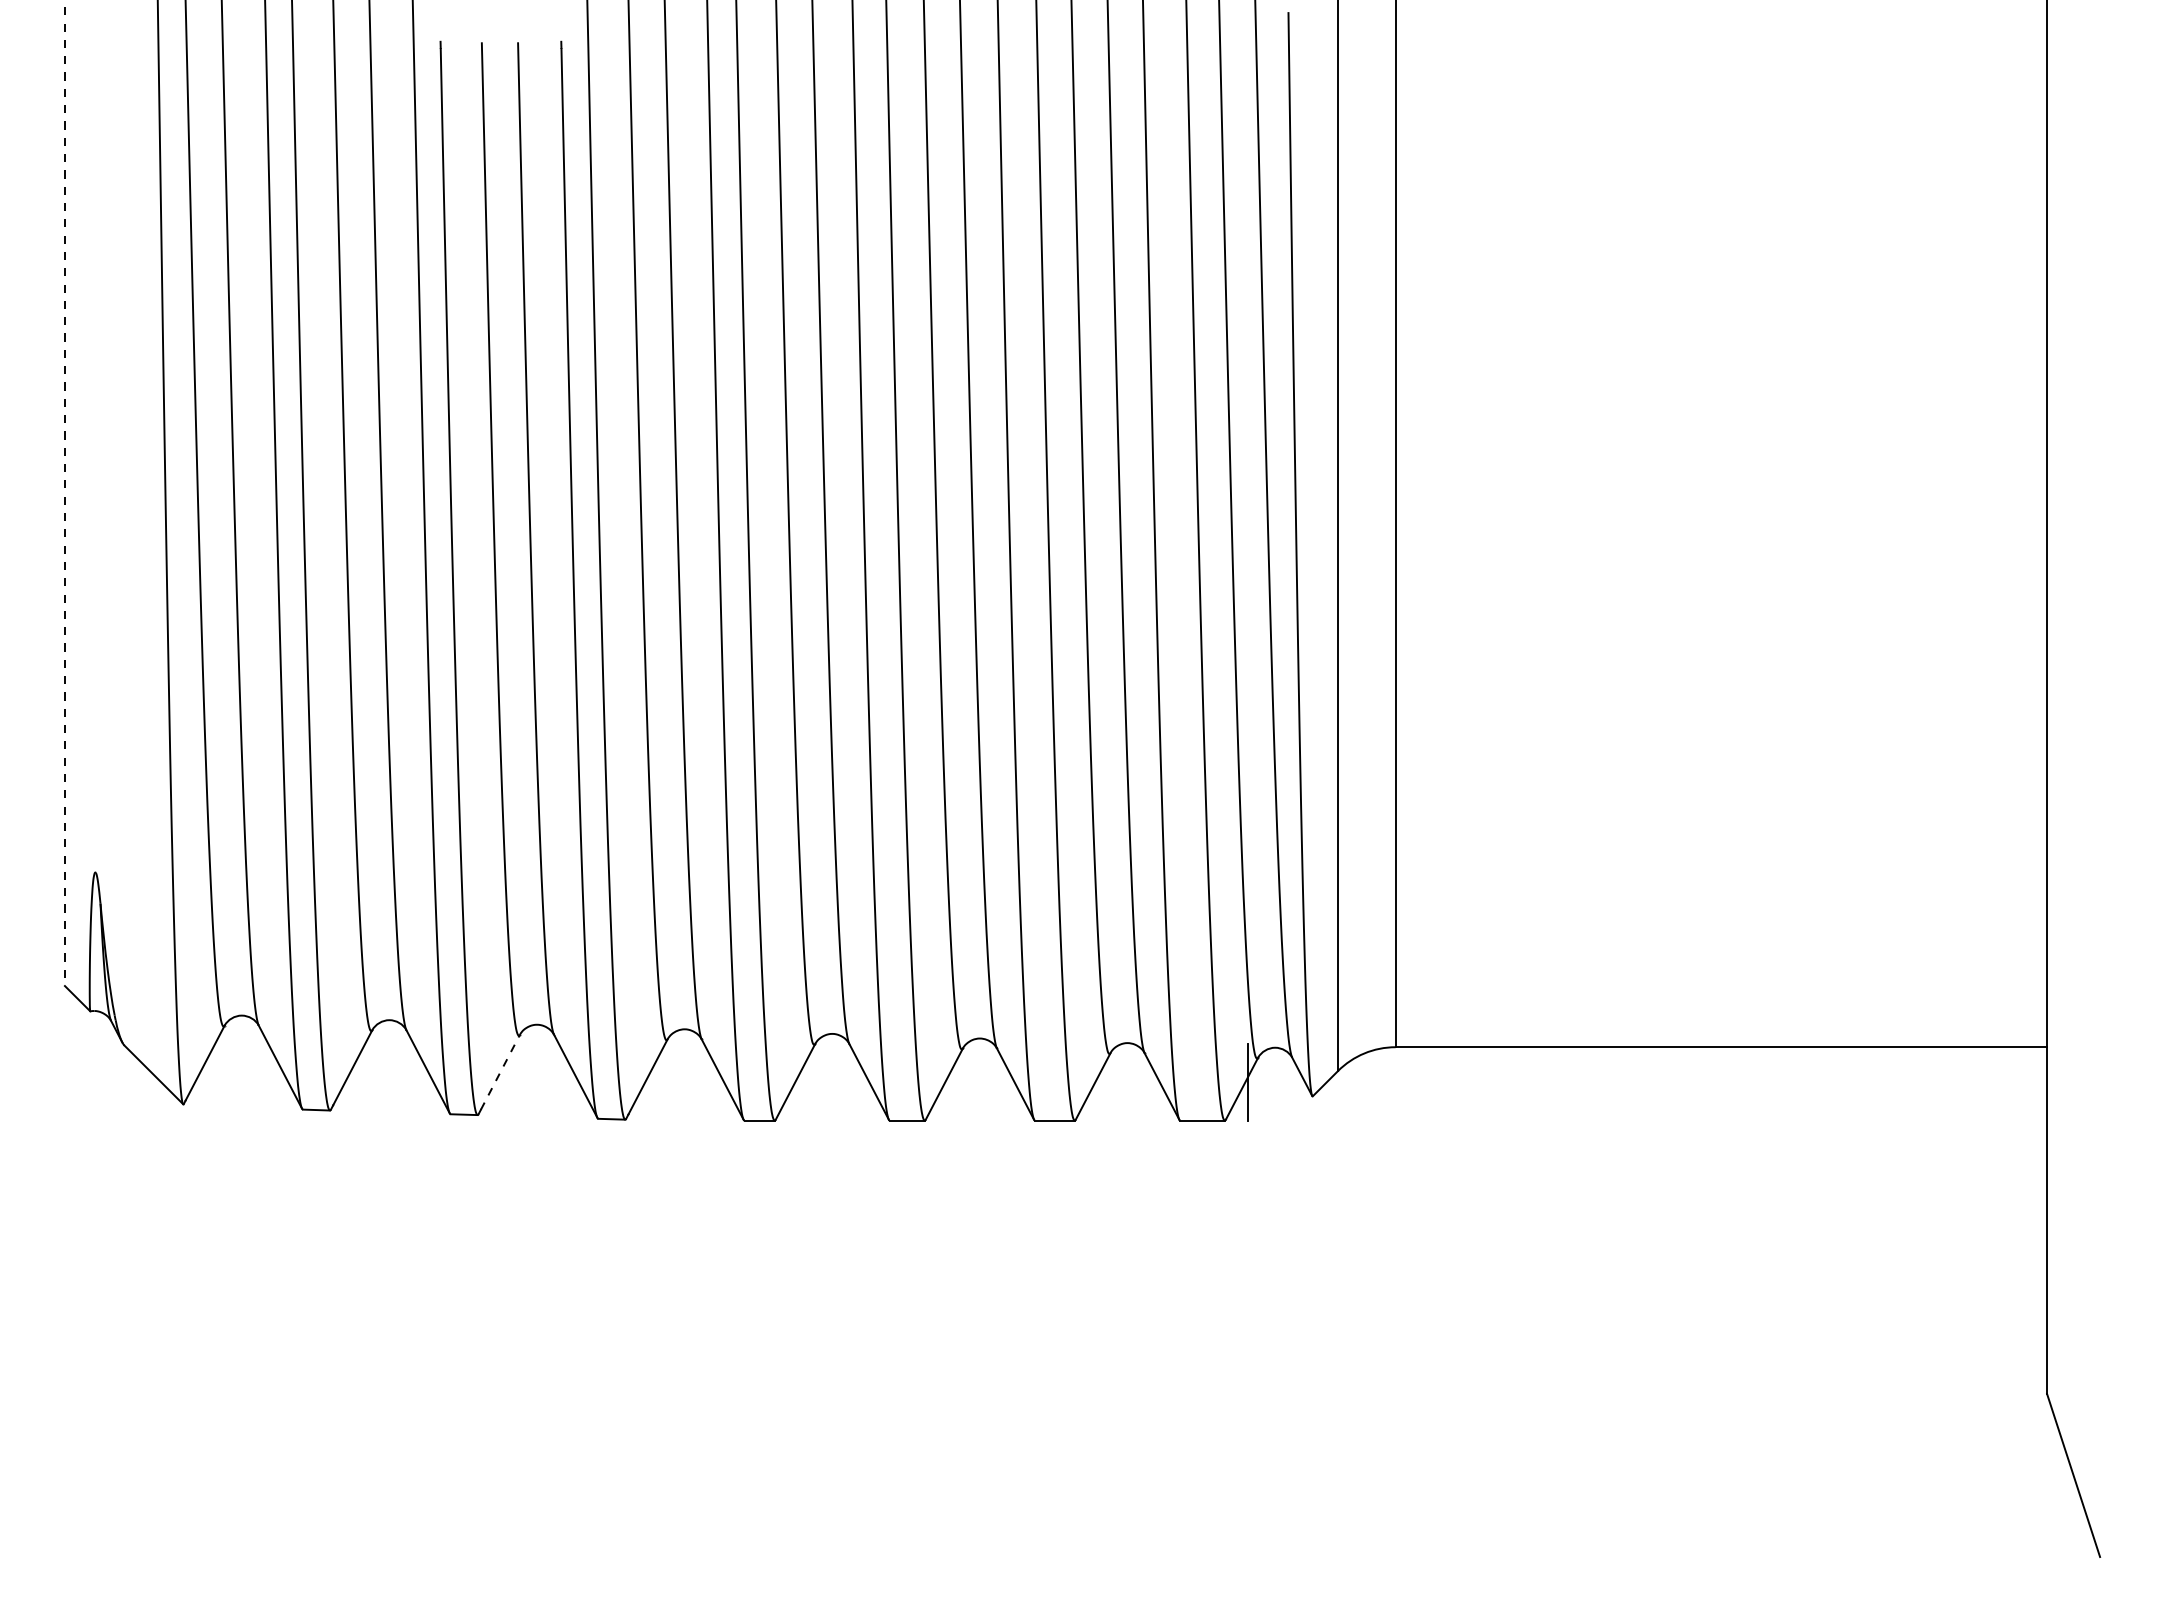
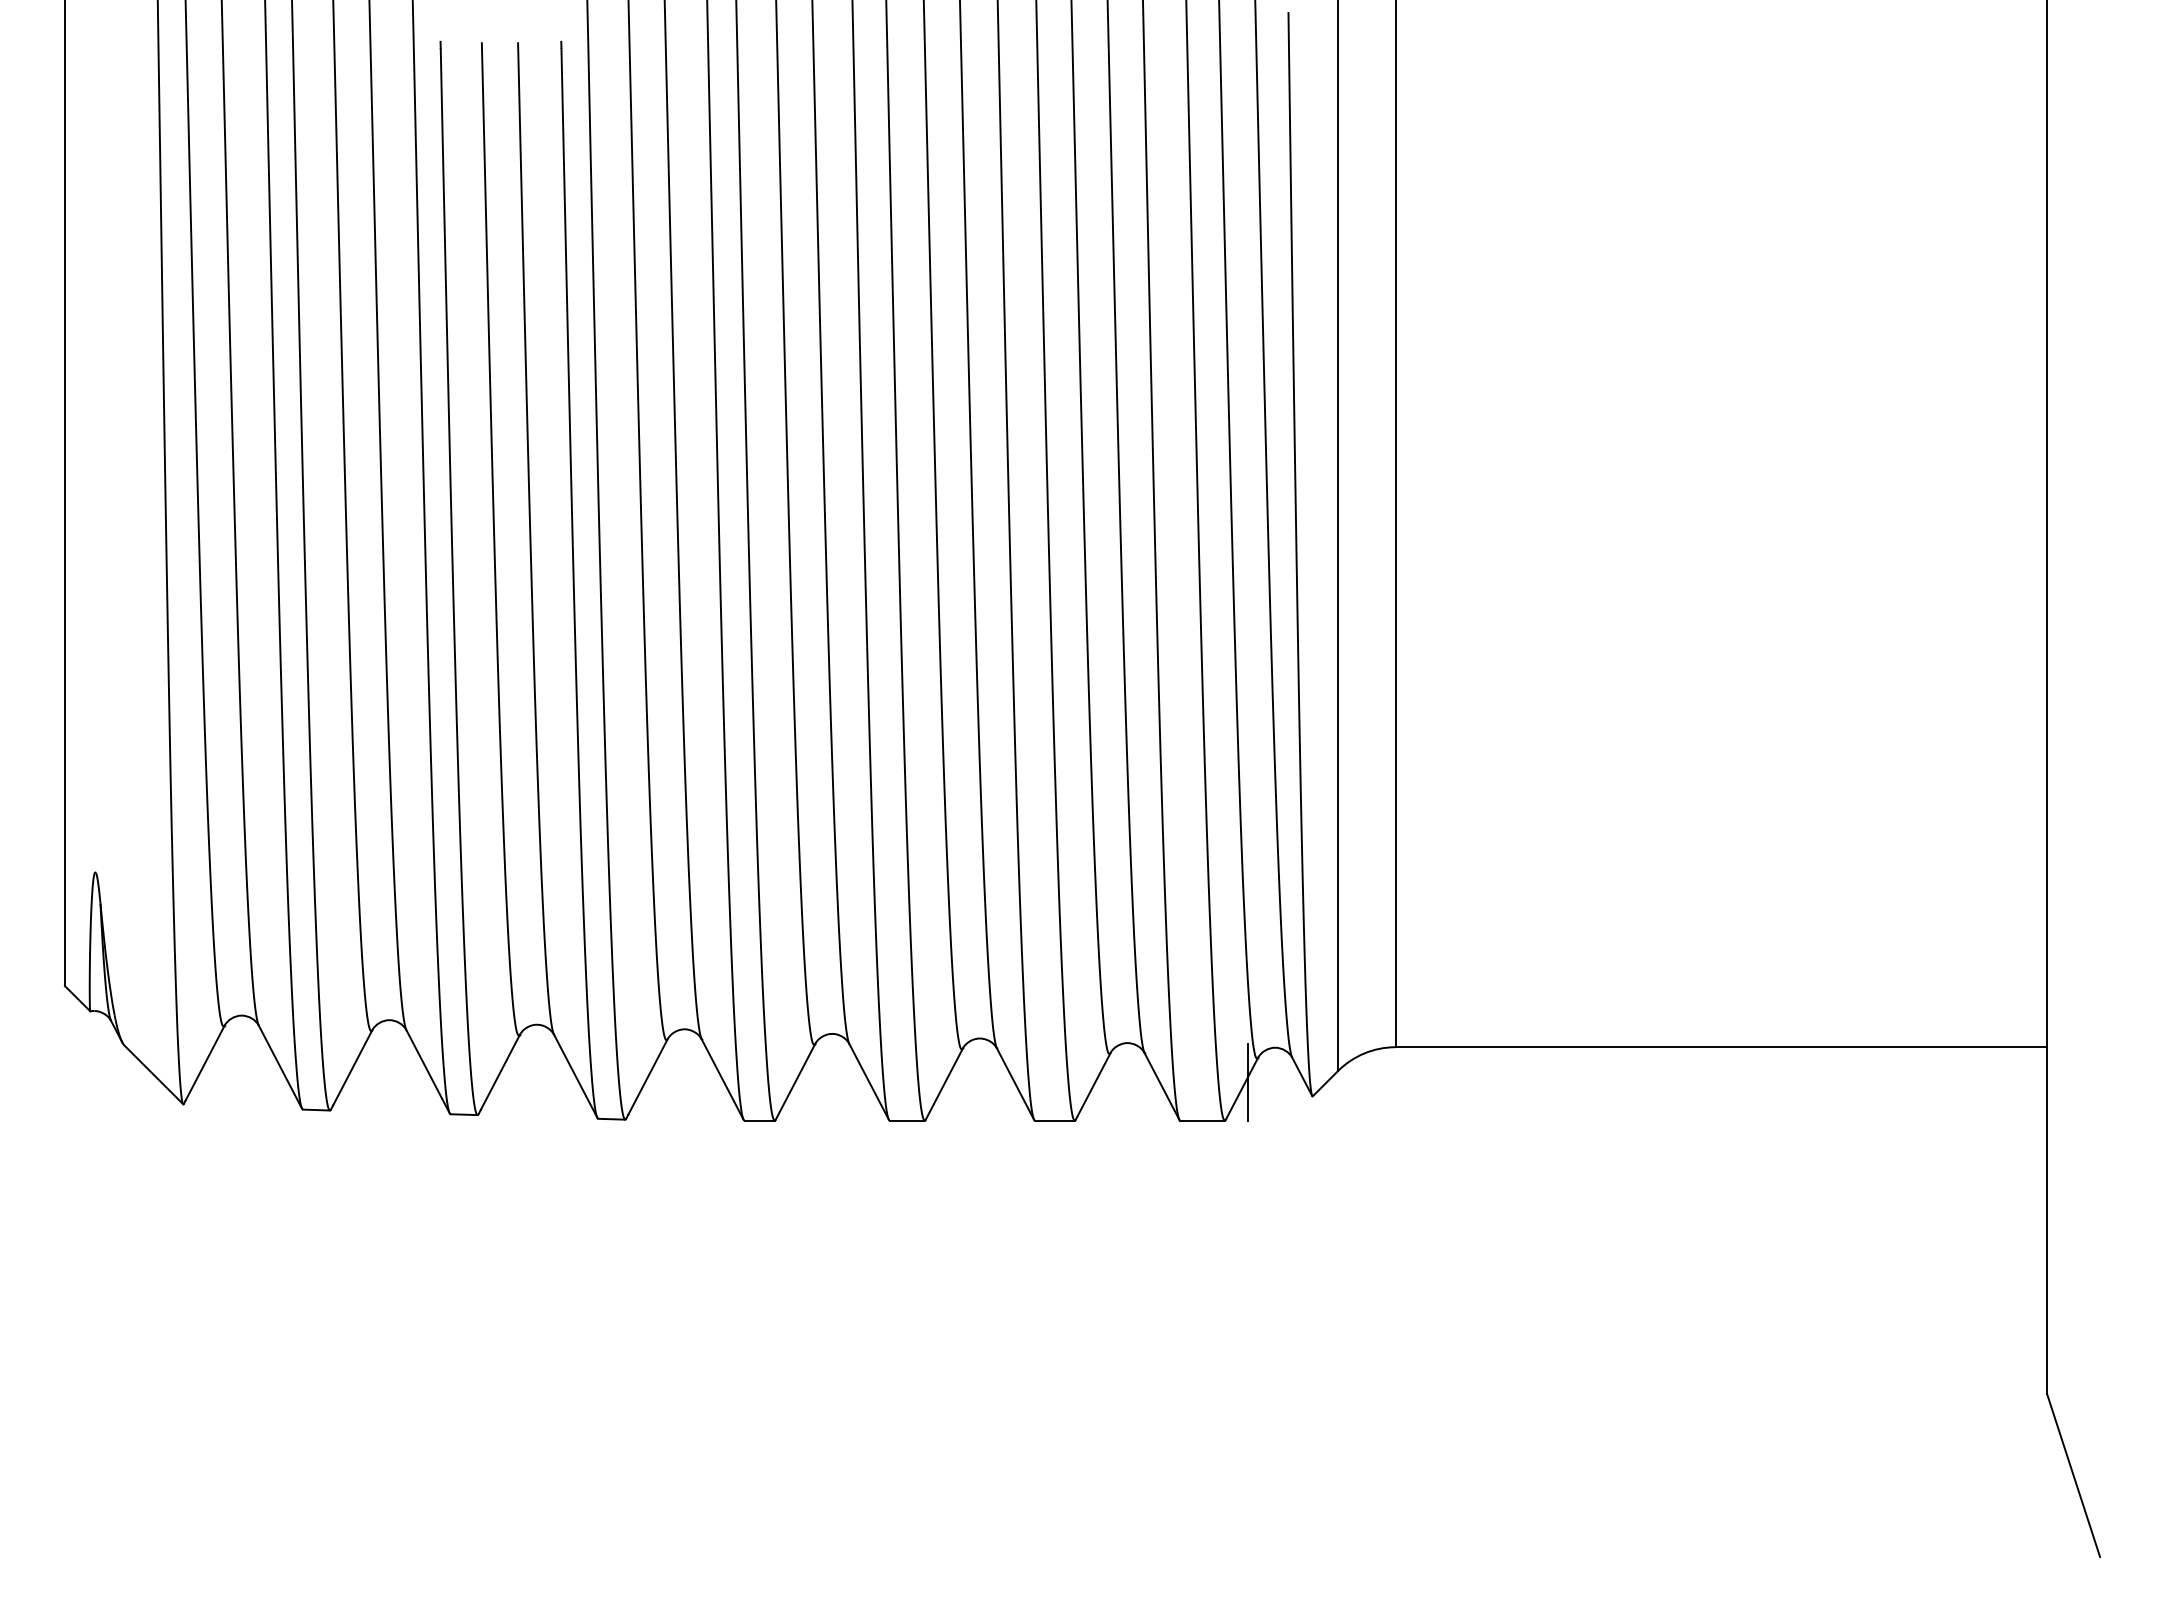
line: dashed -> solid (64, 493)
line: dashed -> solid (500, 1071)
